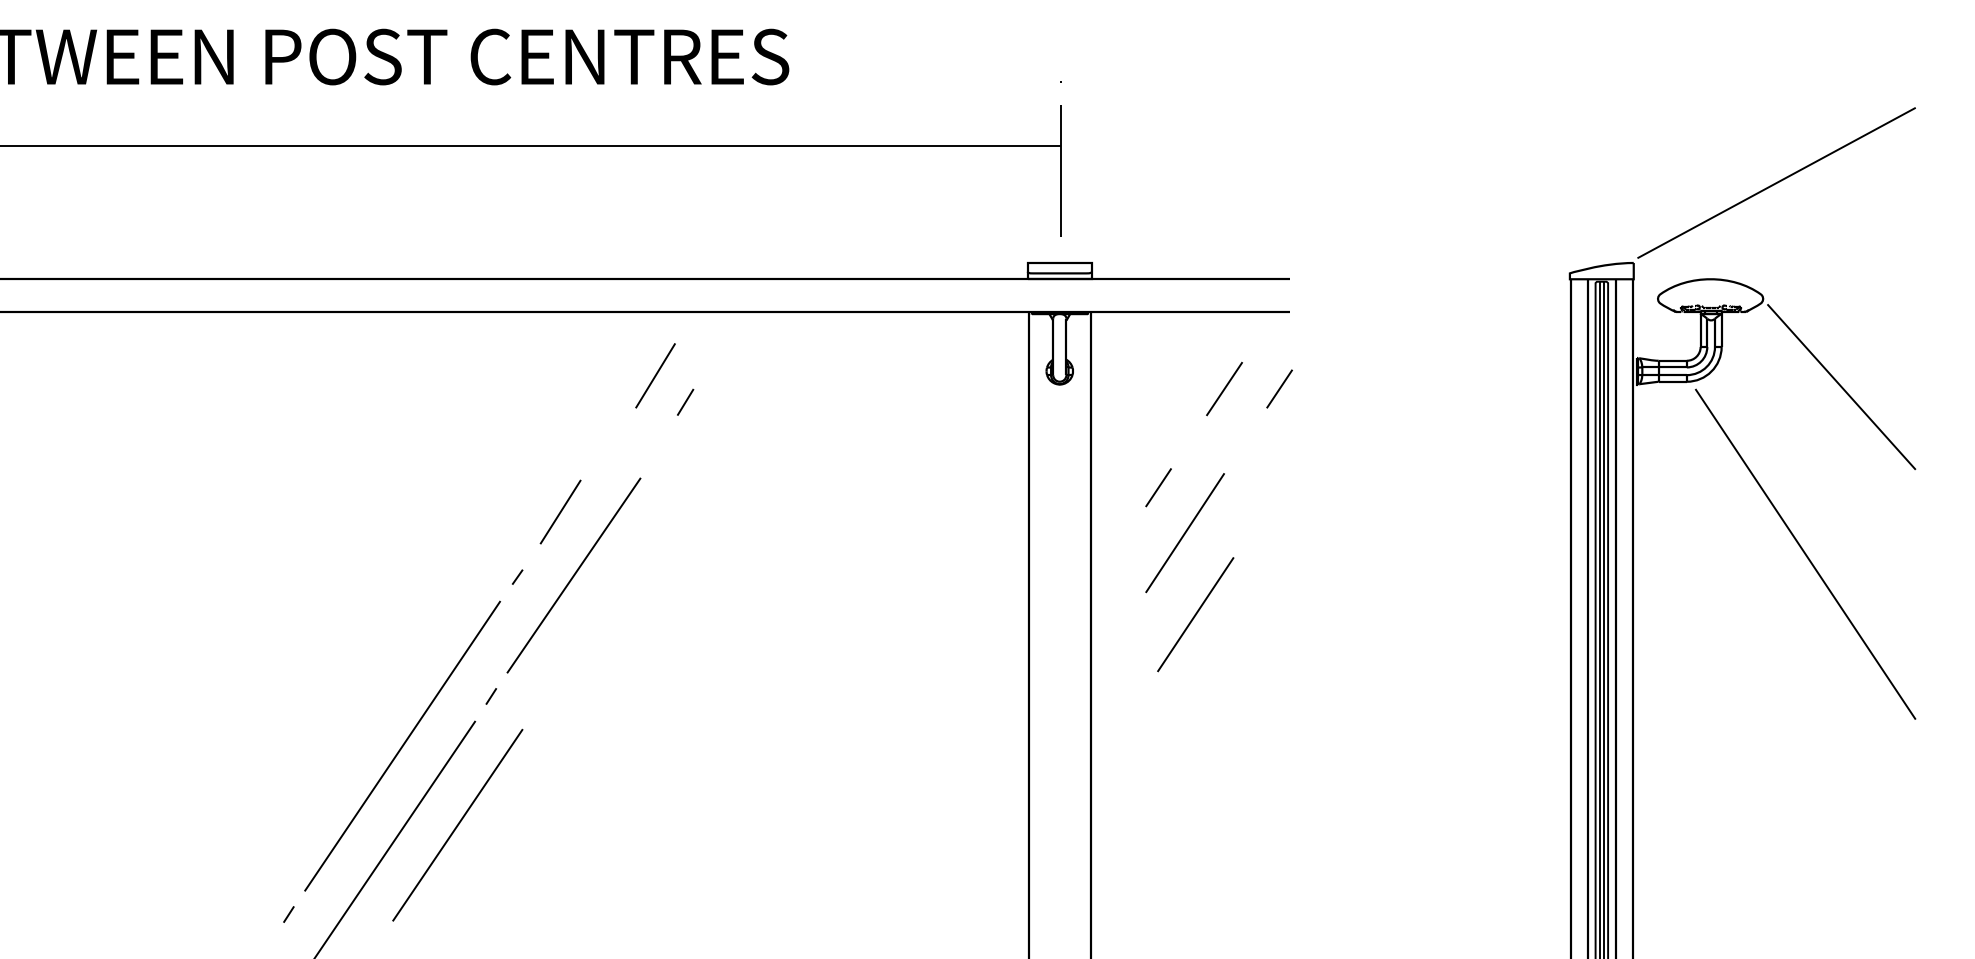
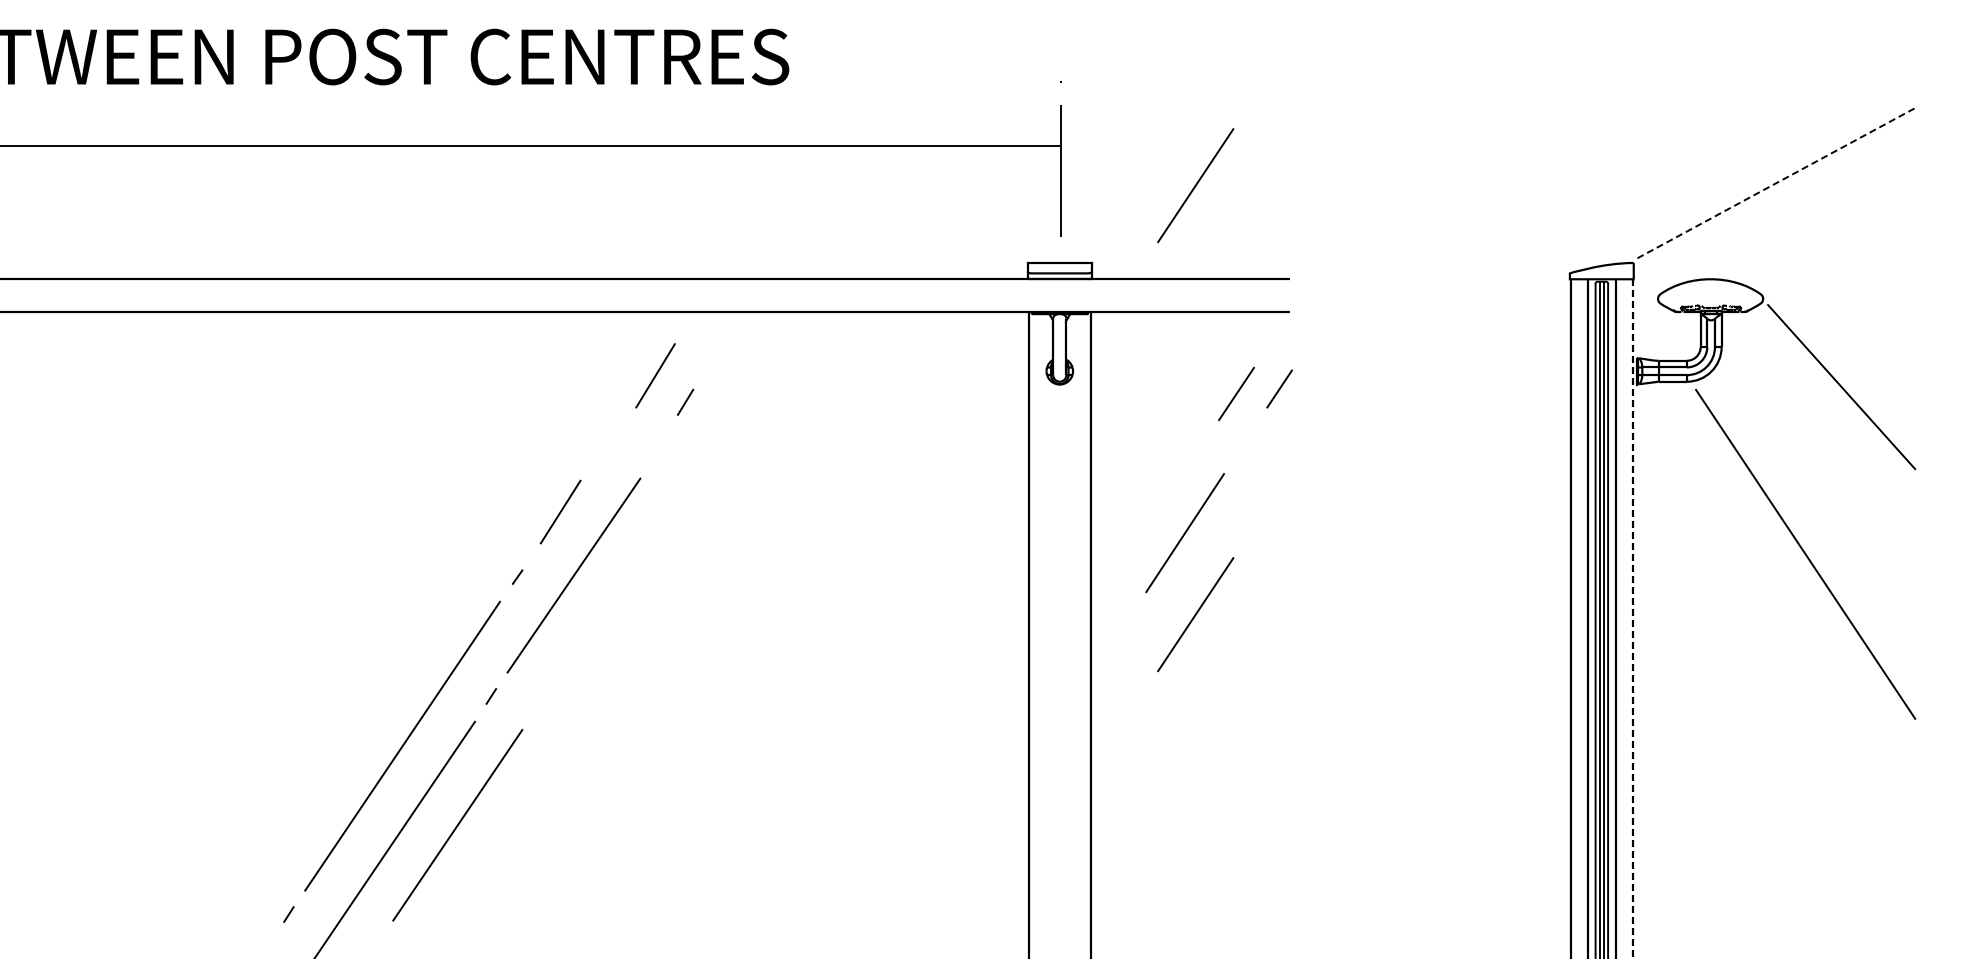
line: solid -> dashed (1777, 182)
line: none -> present (1195, 185)
line position: (1224, 388) -> (1236, 393) (1236, 393)
line: present -> none (1158, 487)
line: solid -> dashed (1633, 619)
